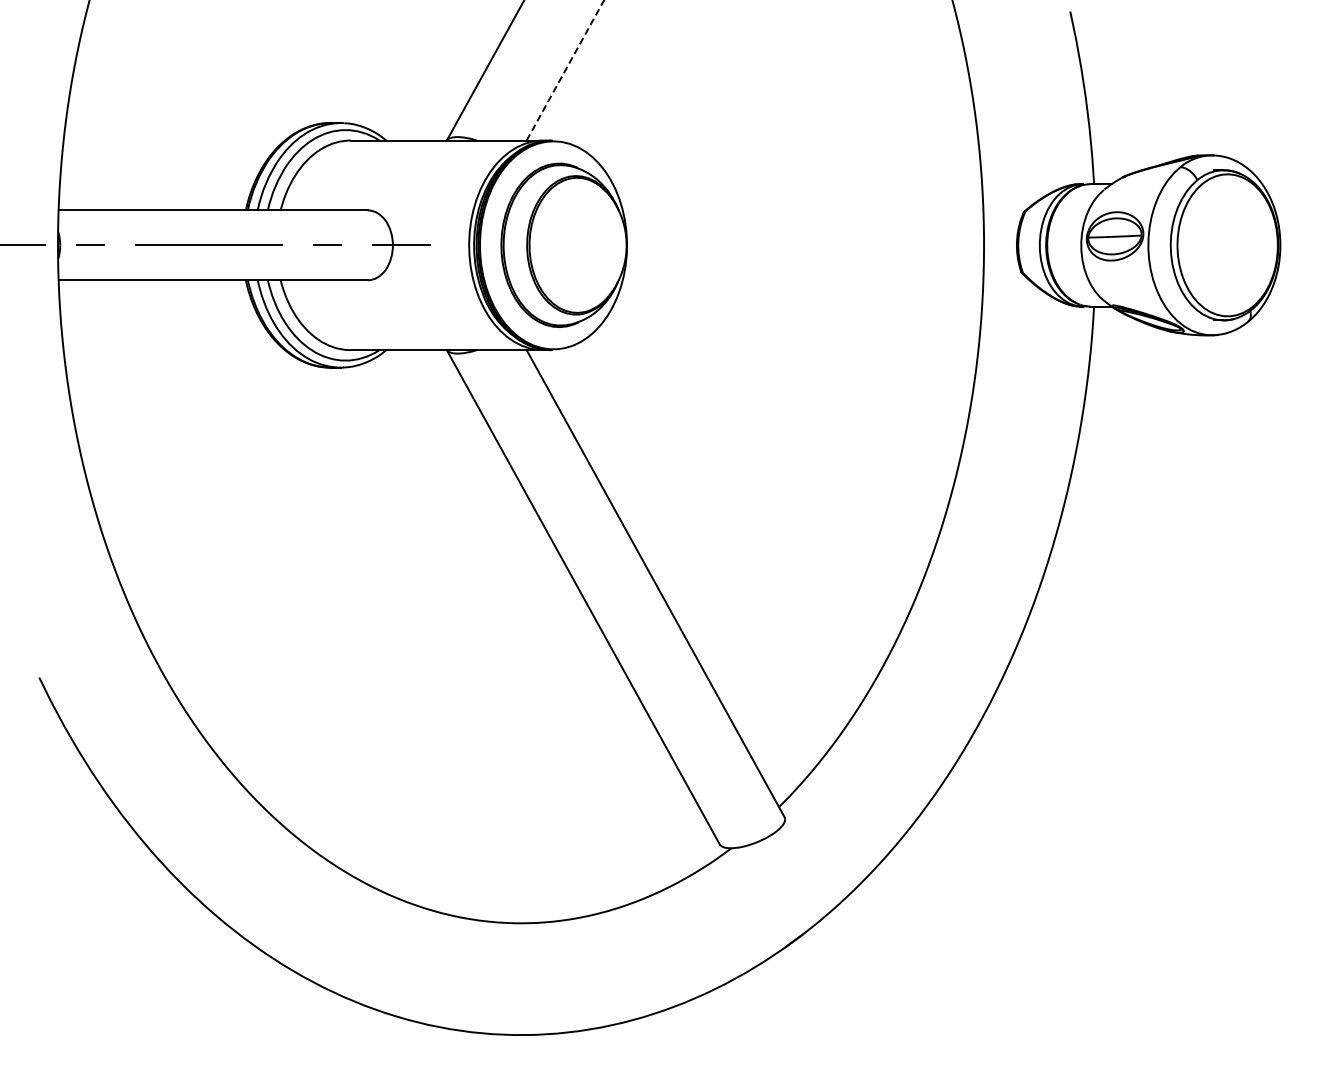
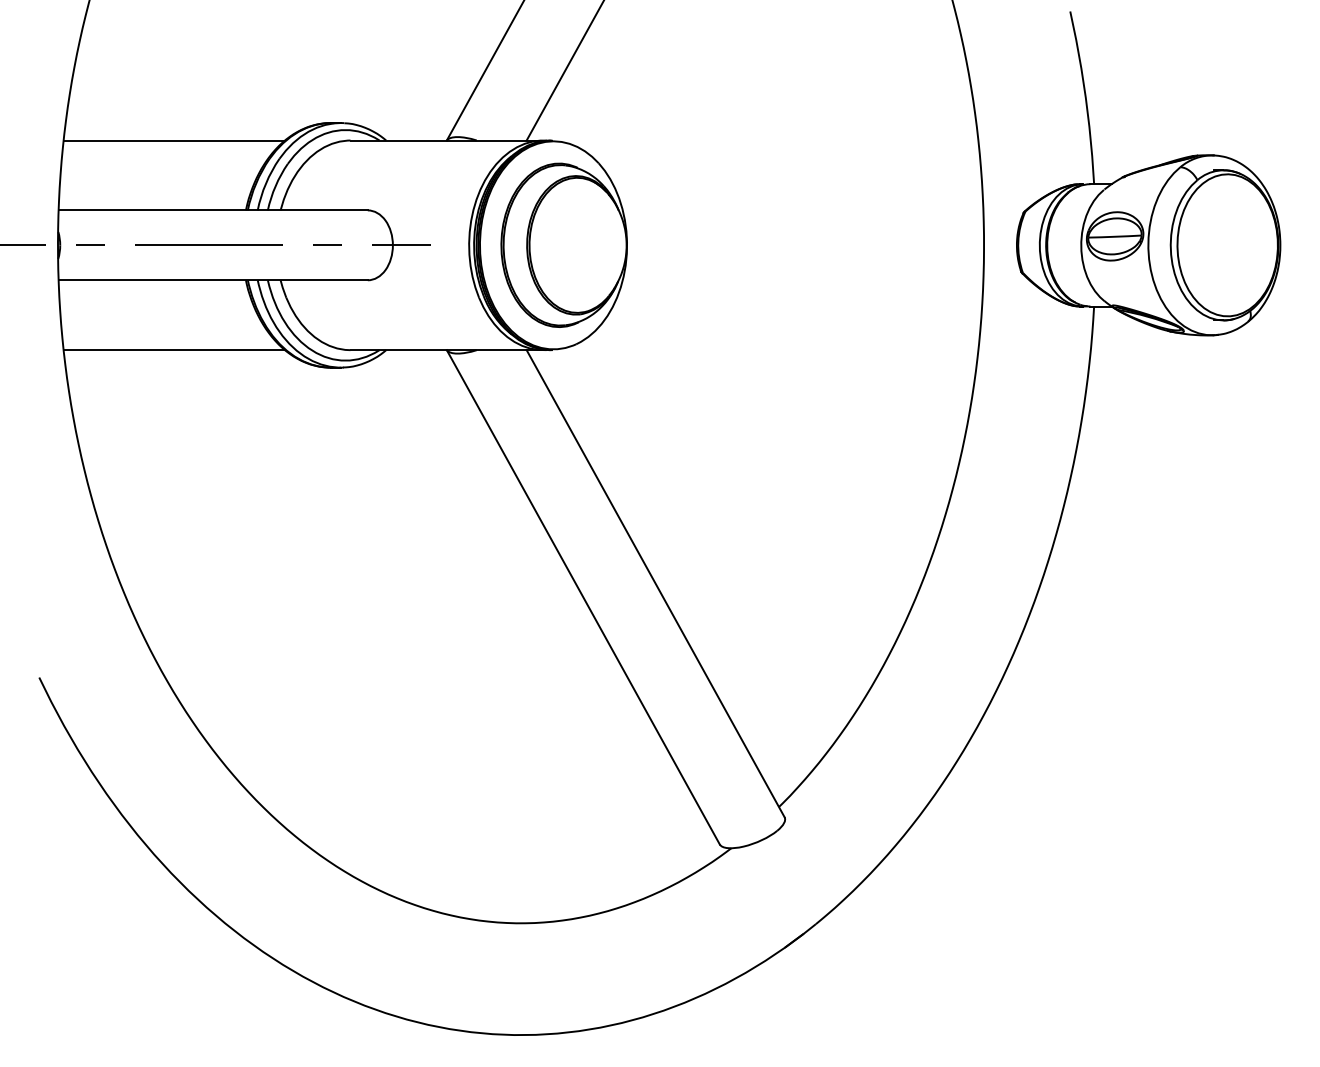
line: dashed -> solid (565, 70)
line: none -> present (174, 140)
line: none -> present (174, 350)
